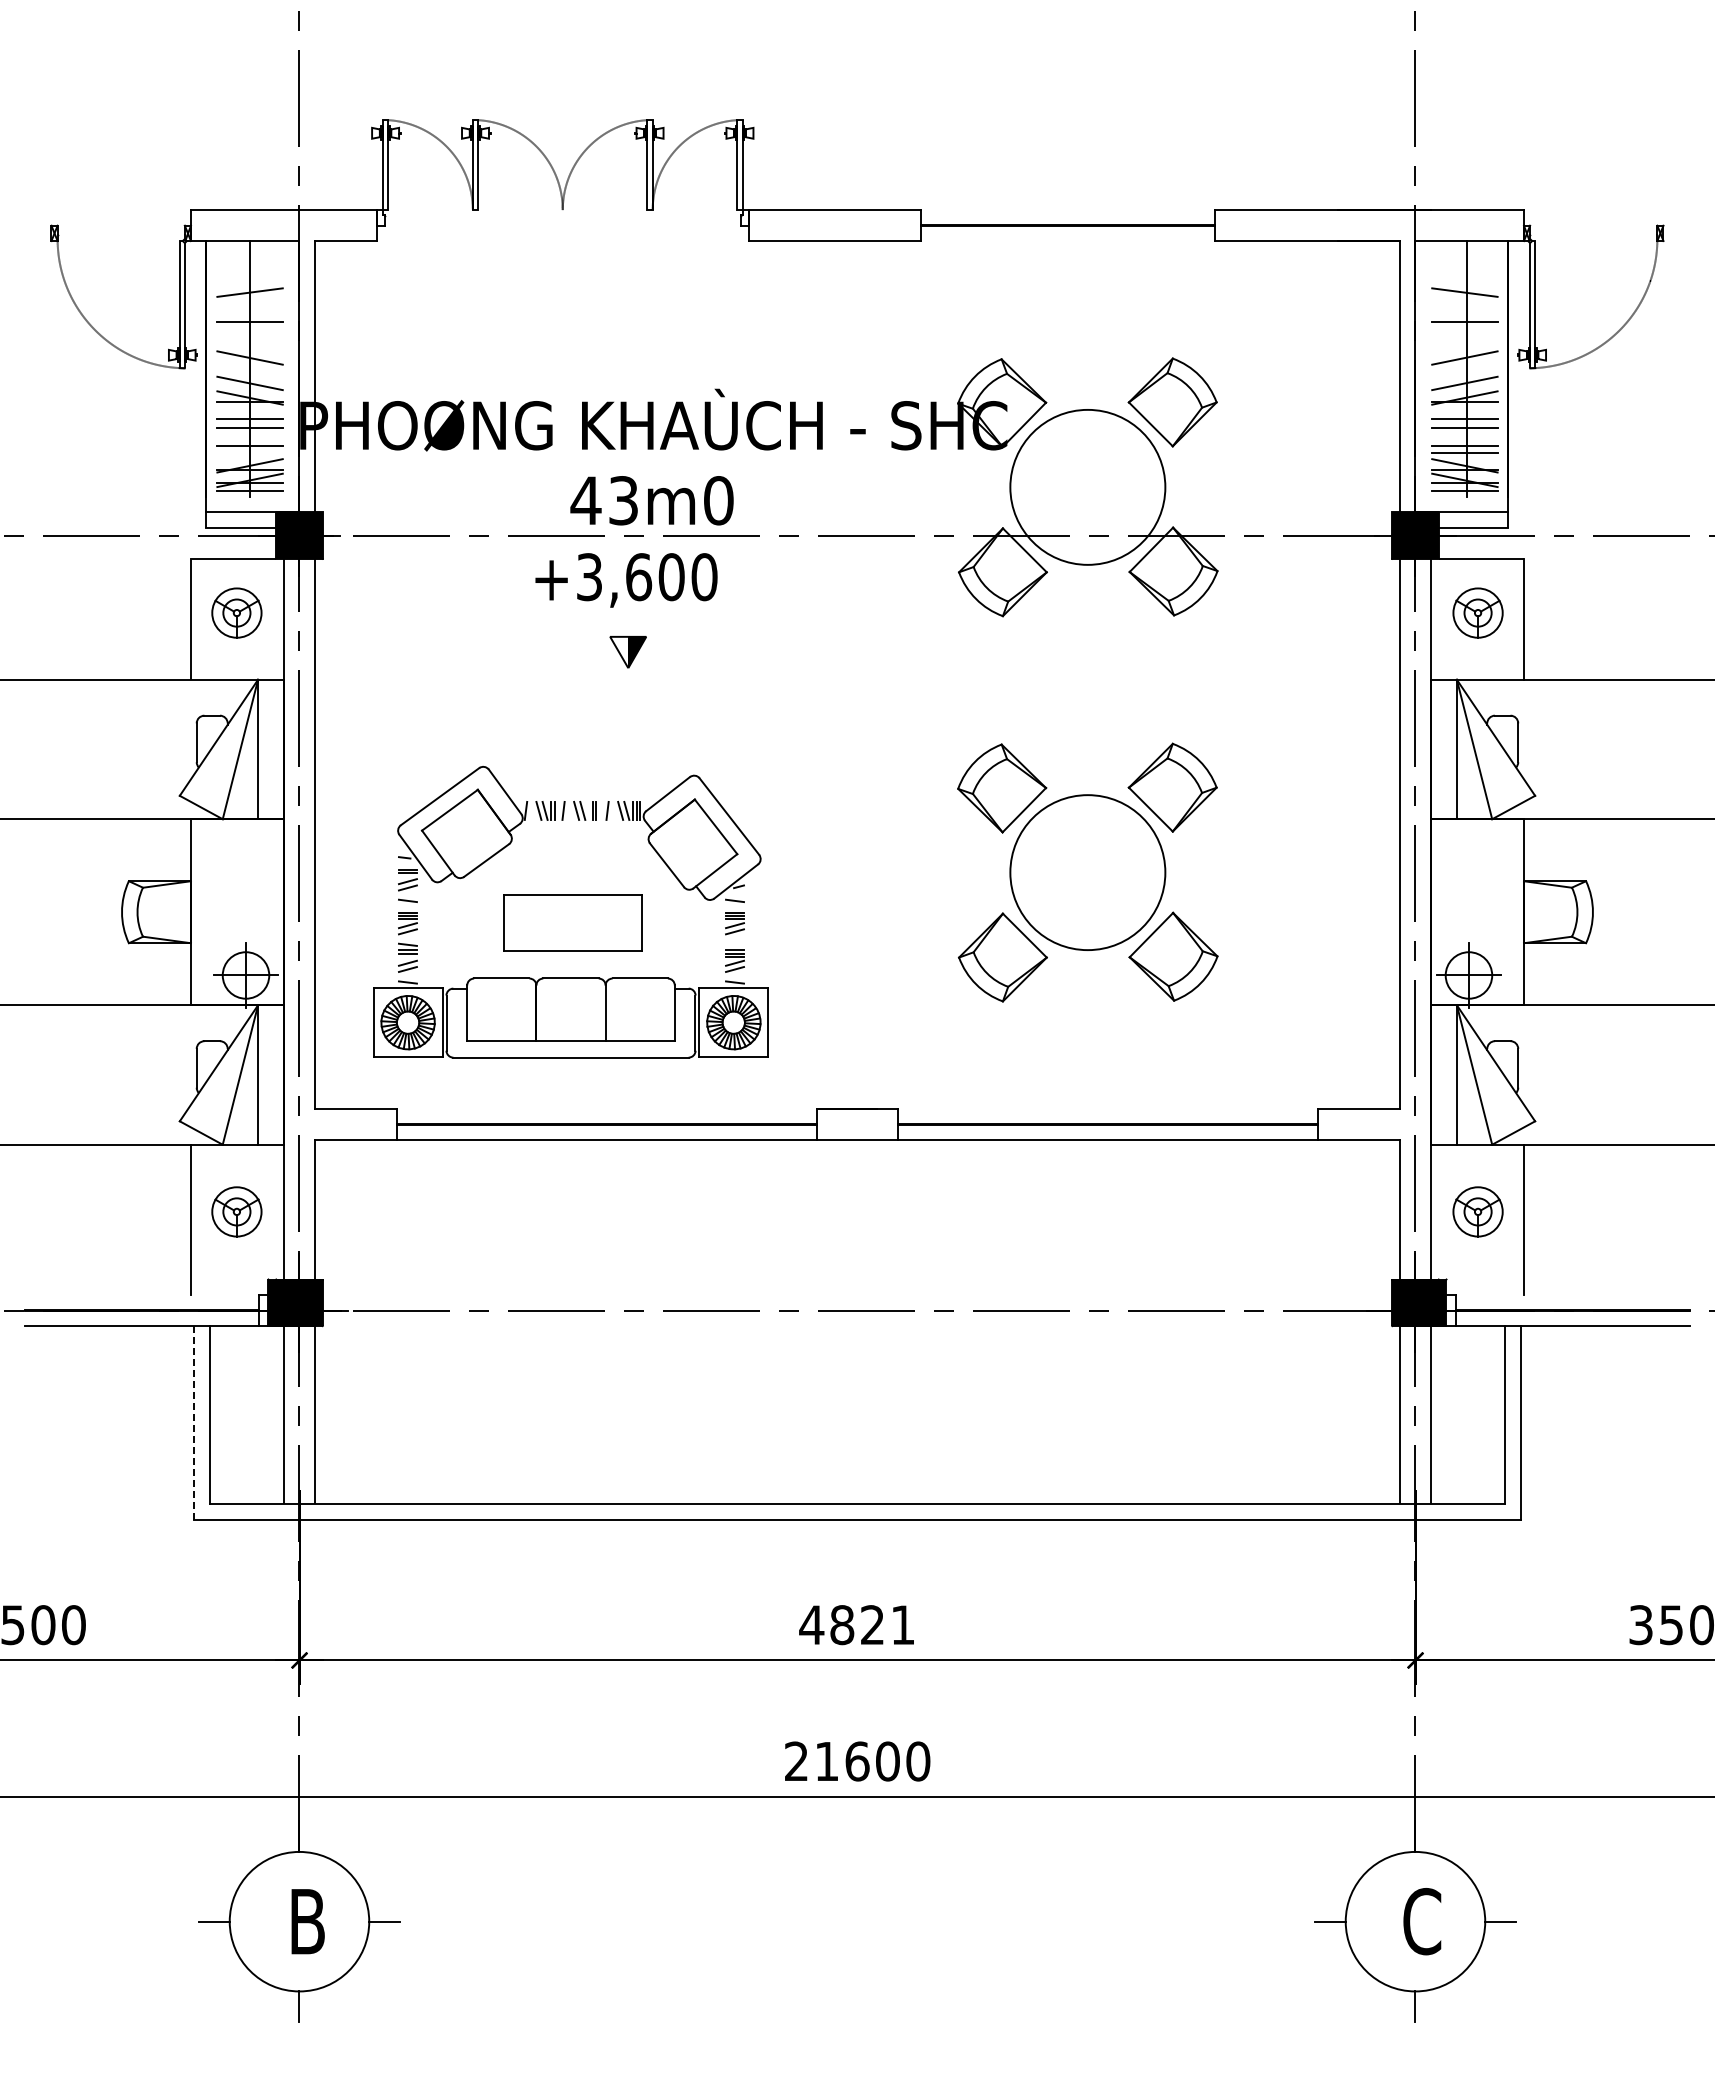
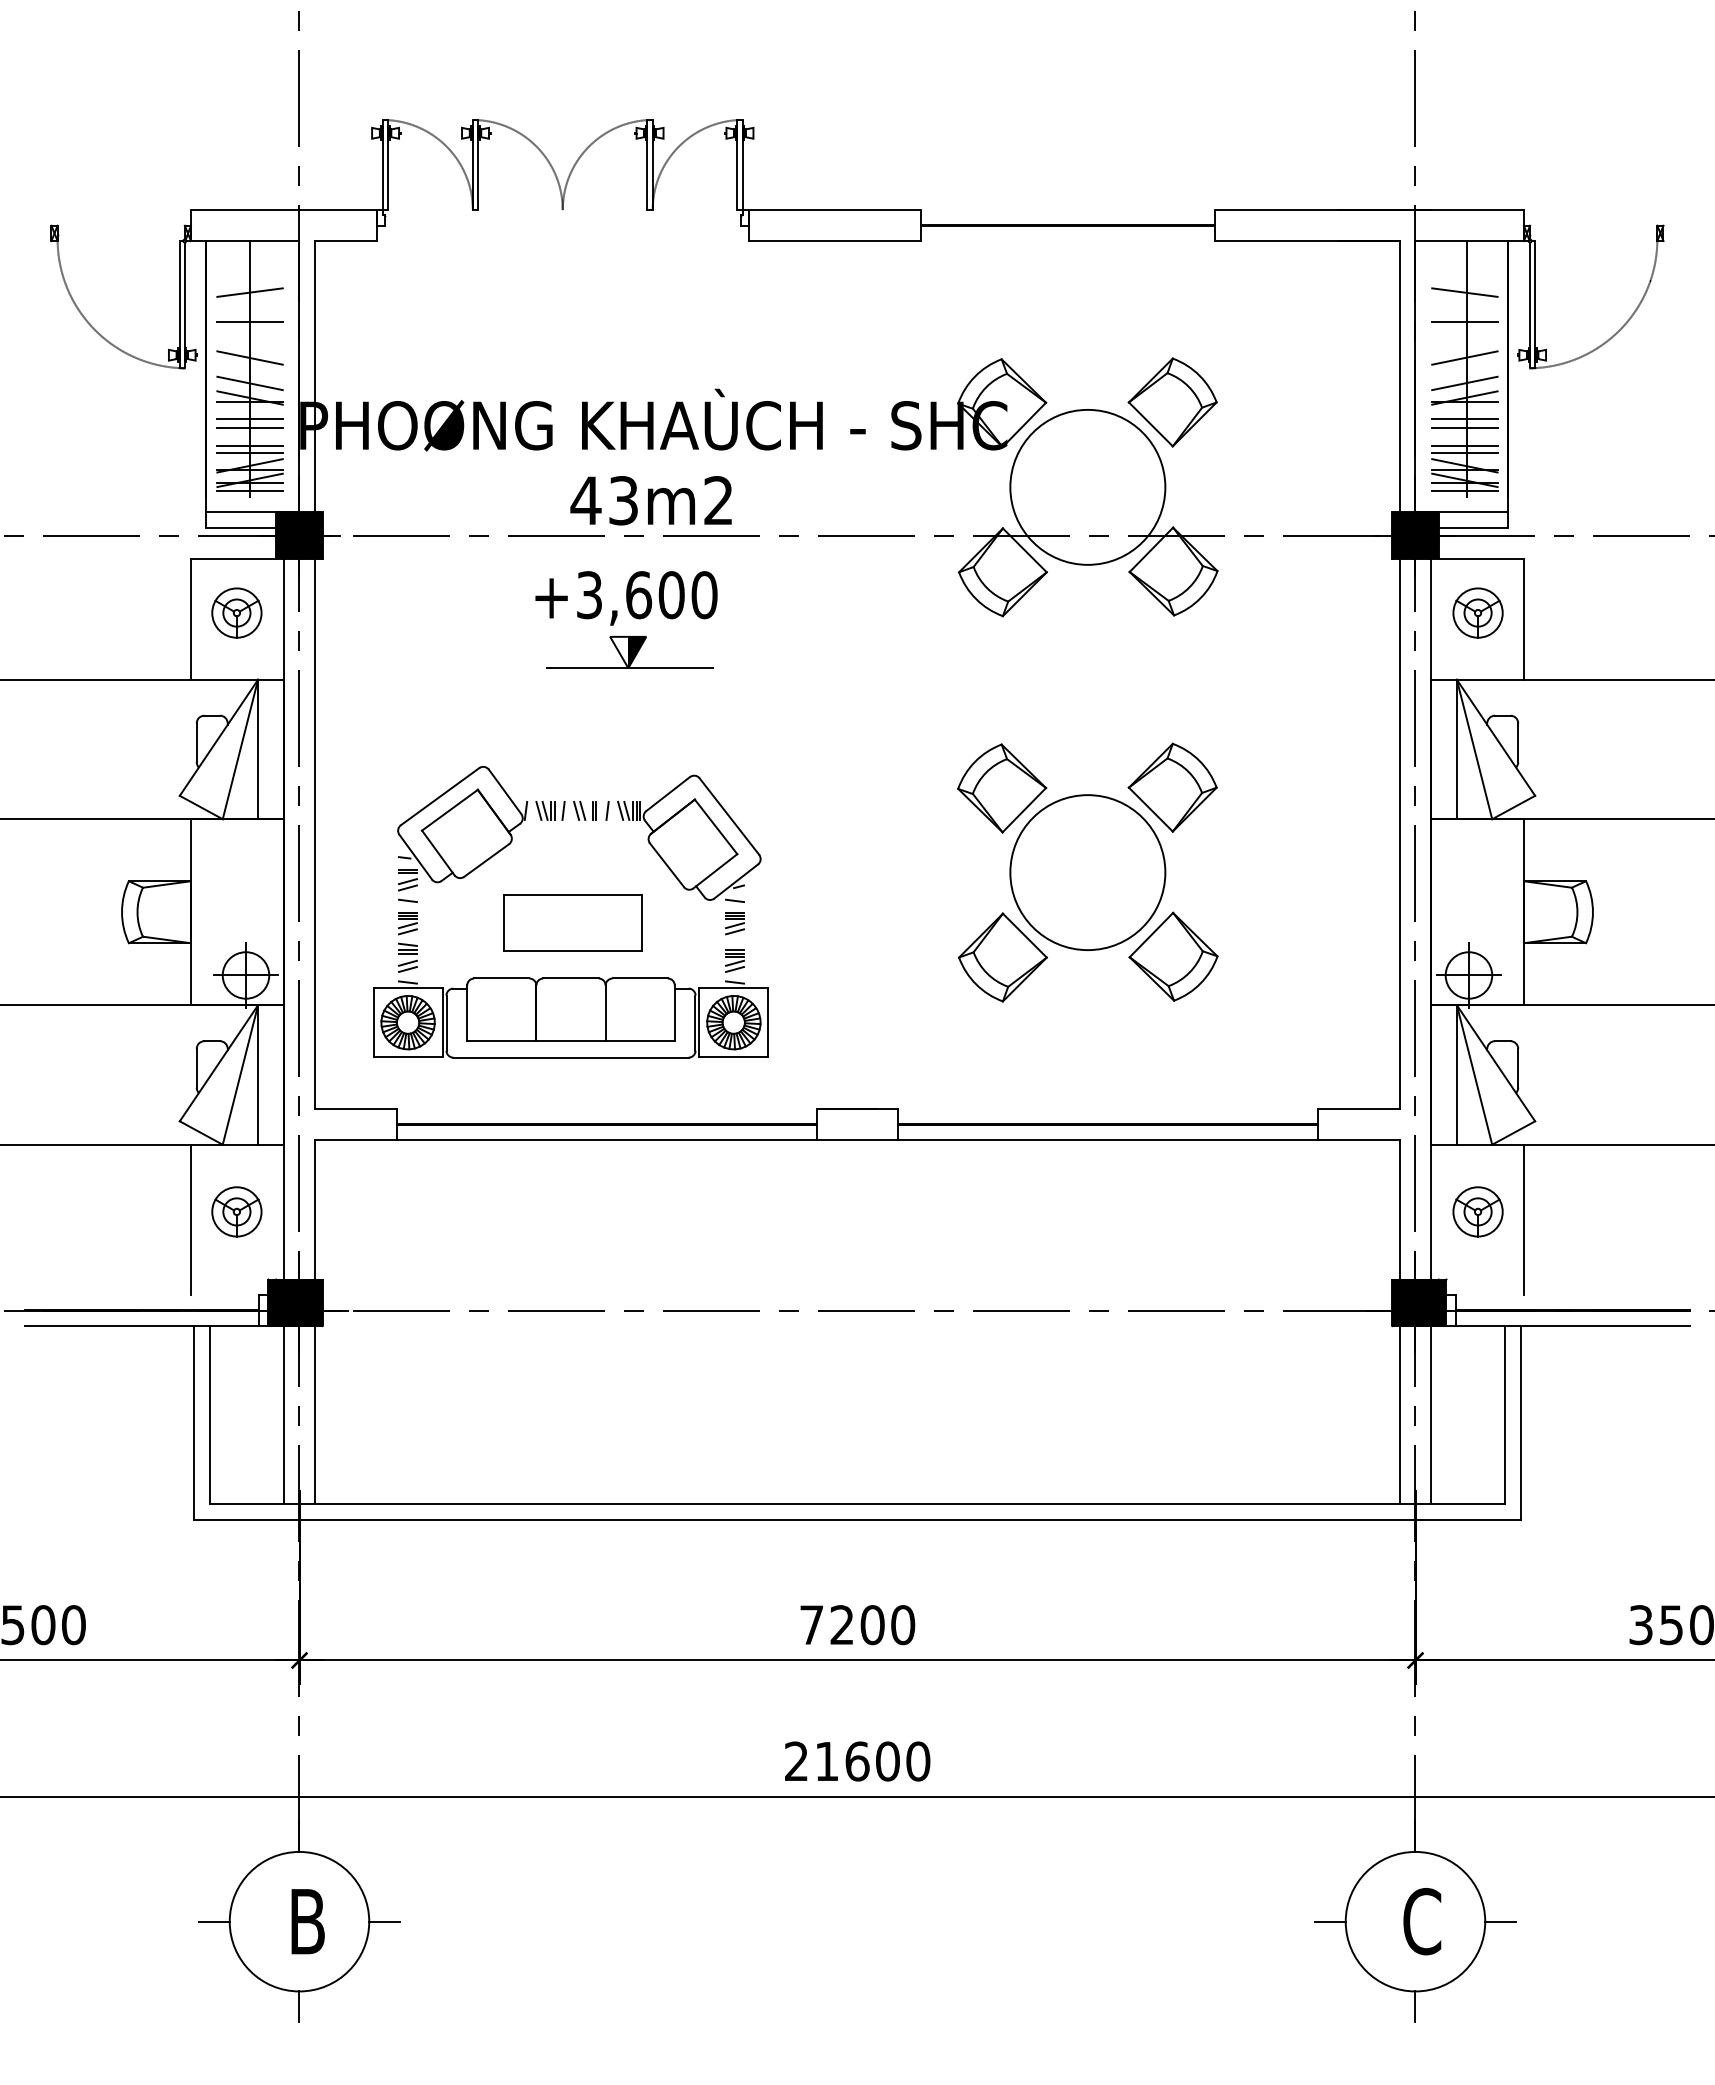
line: none -> present (249, 452)
text: 43m0 -> 43m2 (718, 500)
text position: (626, 580) -> (626, 598) (626, 598)
line: none -> present (629, 668)
line: dashed -> solid (194, 1422)
text: 4821 -> 7200 (857, 1625)
